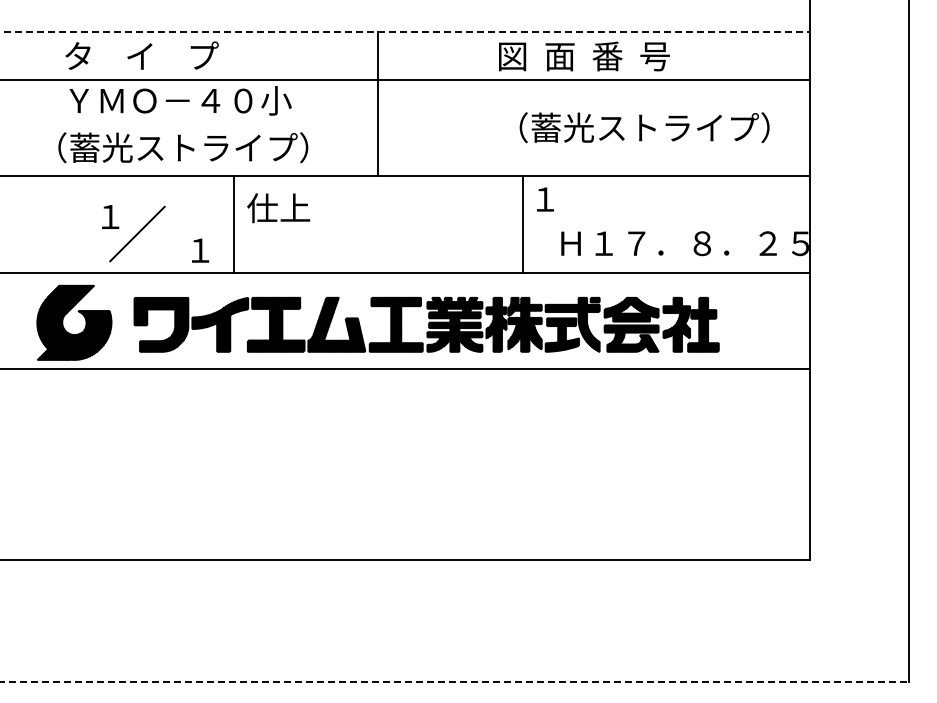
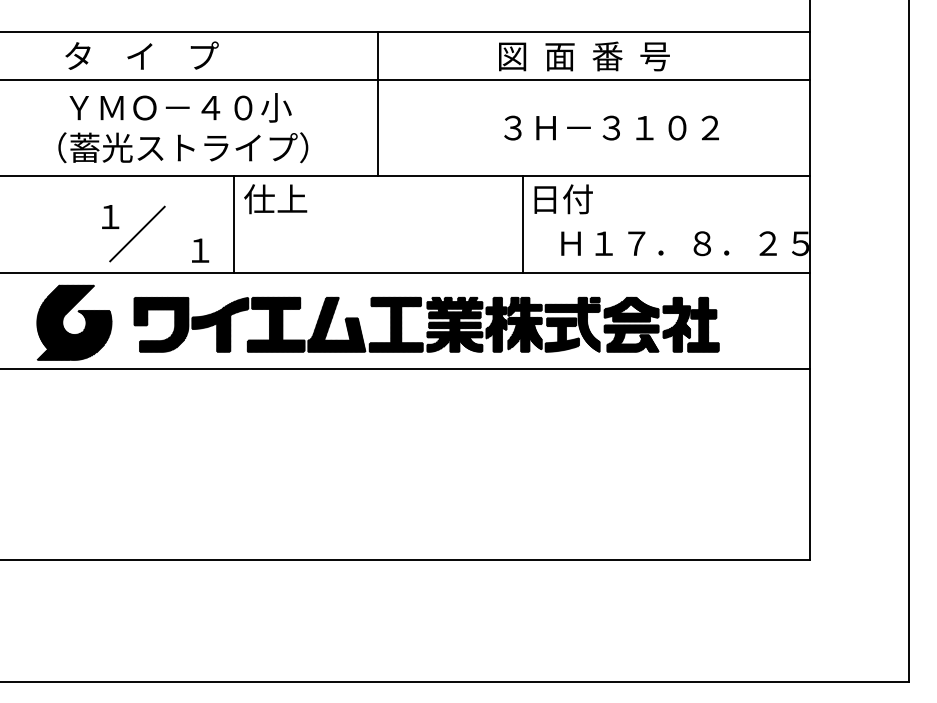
line: dashed -> solid (405, 31)
text position: (180, 100) -> (180, 107) (180, 107)
text: （蓄光ストライプ） -> ３Ｈ－３１０２ (636, 127)
text: １ -> 日付 (563, 199)
text position: (278, 208) -> (275, 199) (275, 199)
line: dashed -> solid (454, 681)
